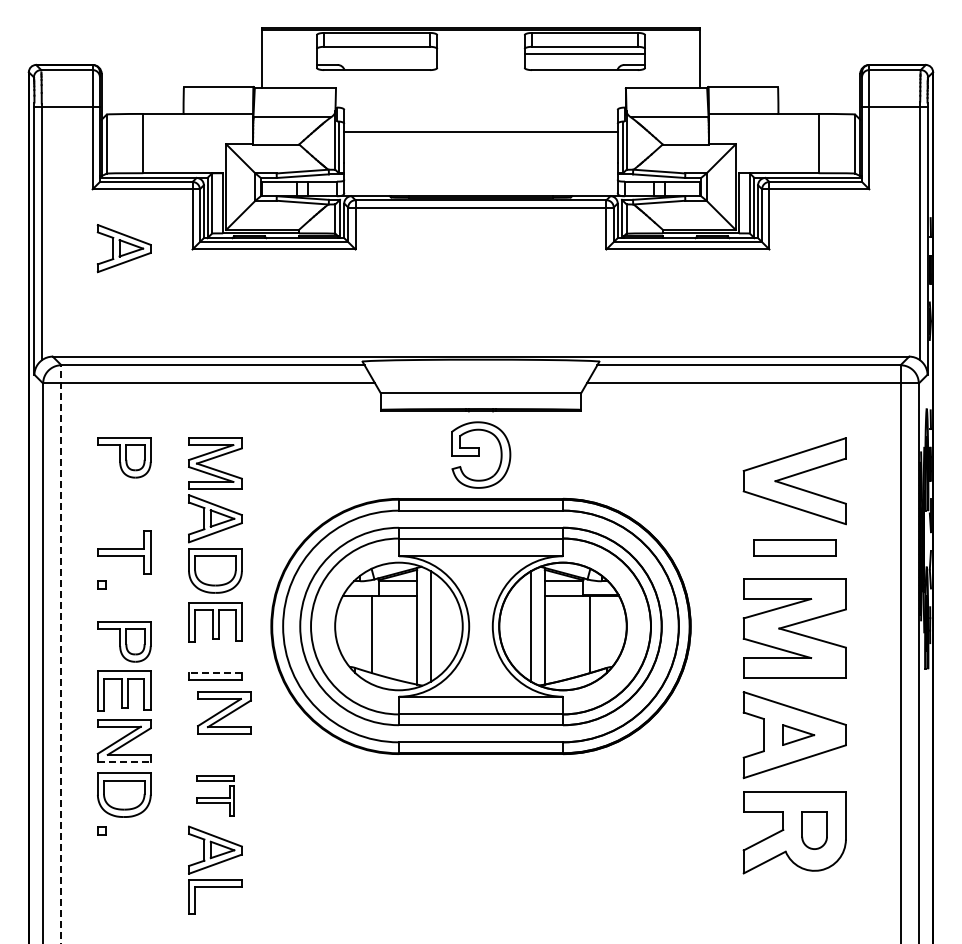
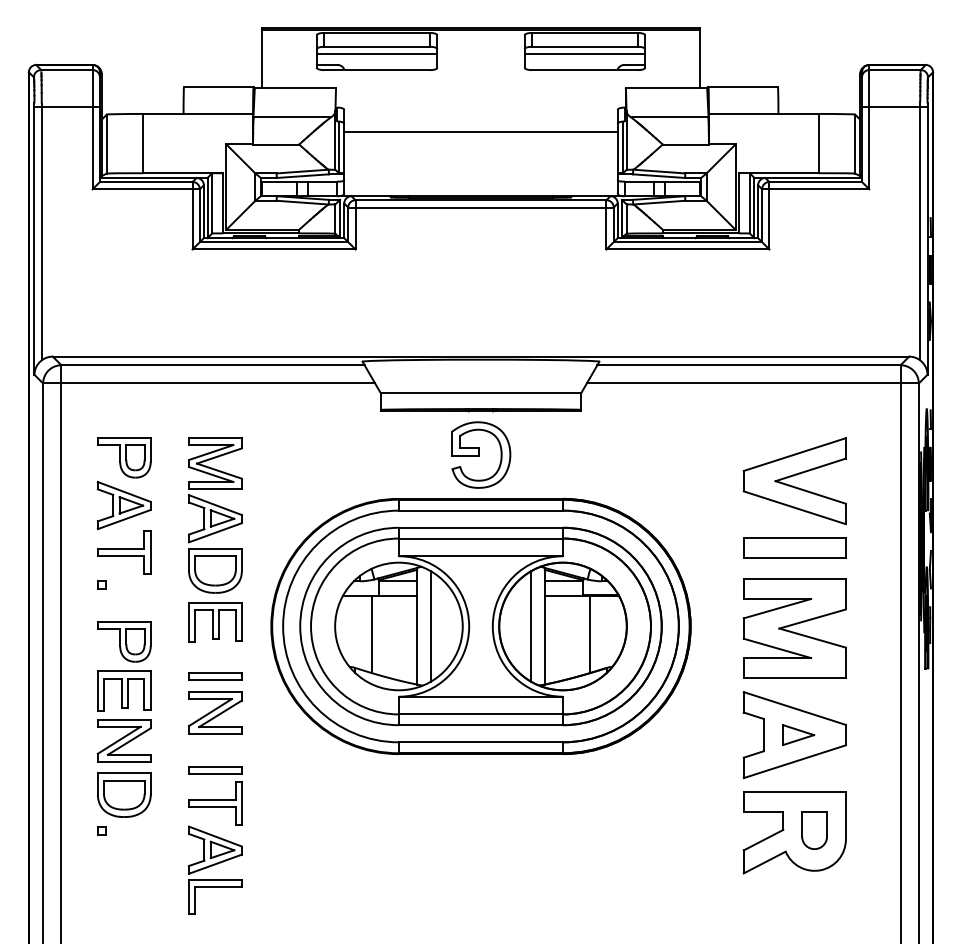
line: none -> present (376, 54)
part position: (123, 248) -> (123, 505) (123, 505)
part size: 84x18 px -> 104x22 px (794, 547)
line: dashed -> solid (61, 654)
line: dashed -> solid (214, 672)
part position: (224, 712) -> (215, 712) (215, 712)
line: dashed -> solid (124, 761)
part size: 39x42 px -> 55x60 px (215, 795)
